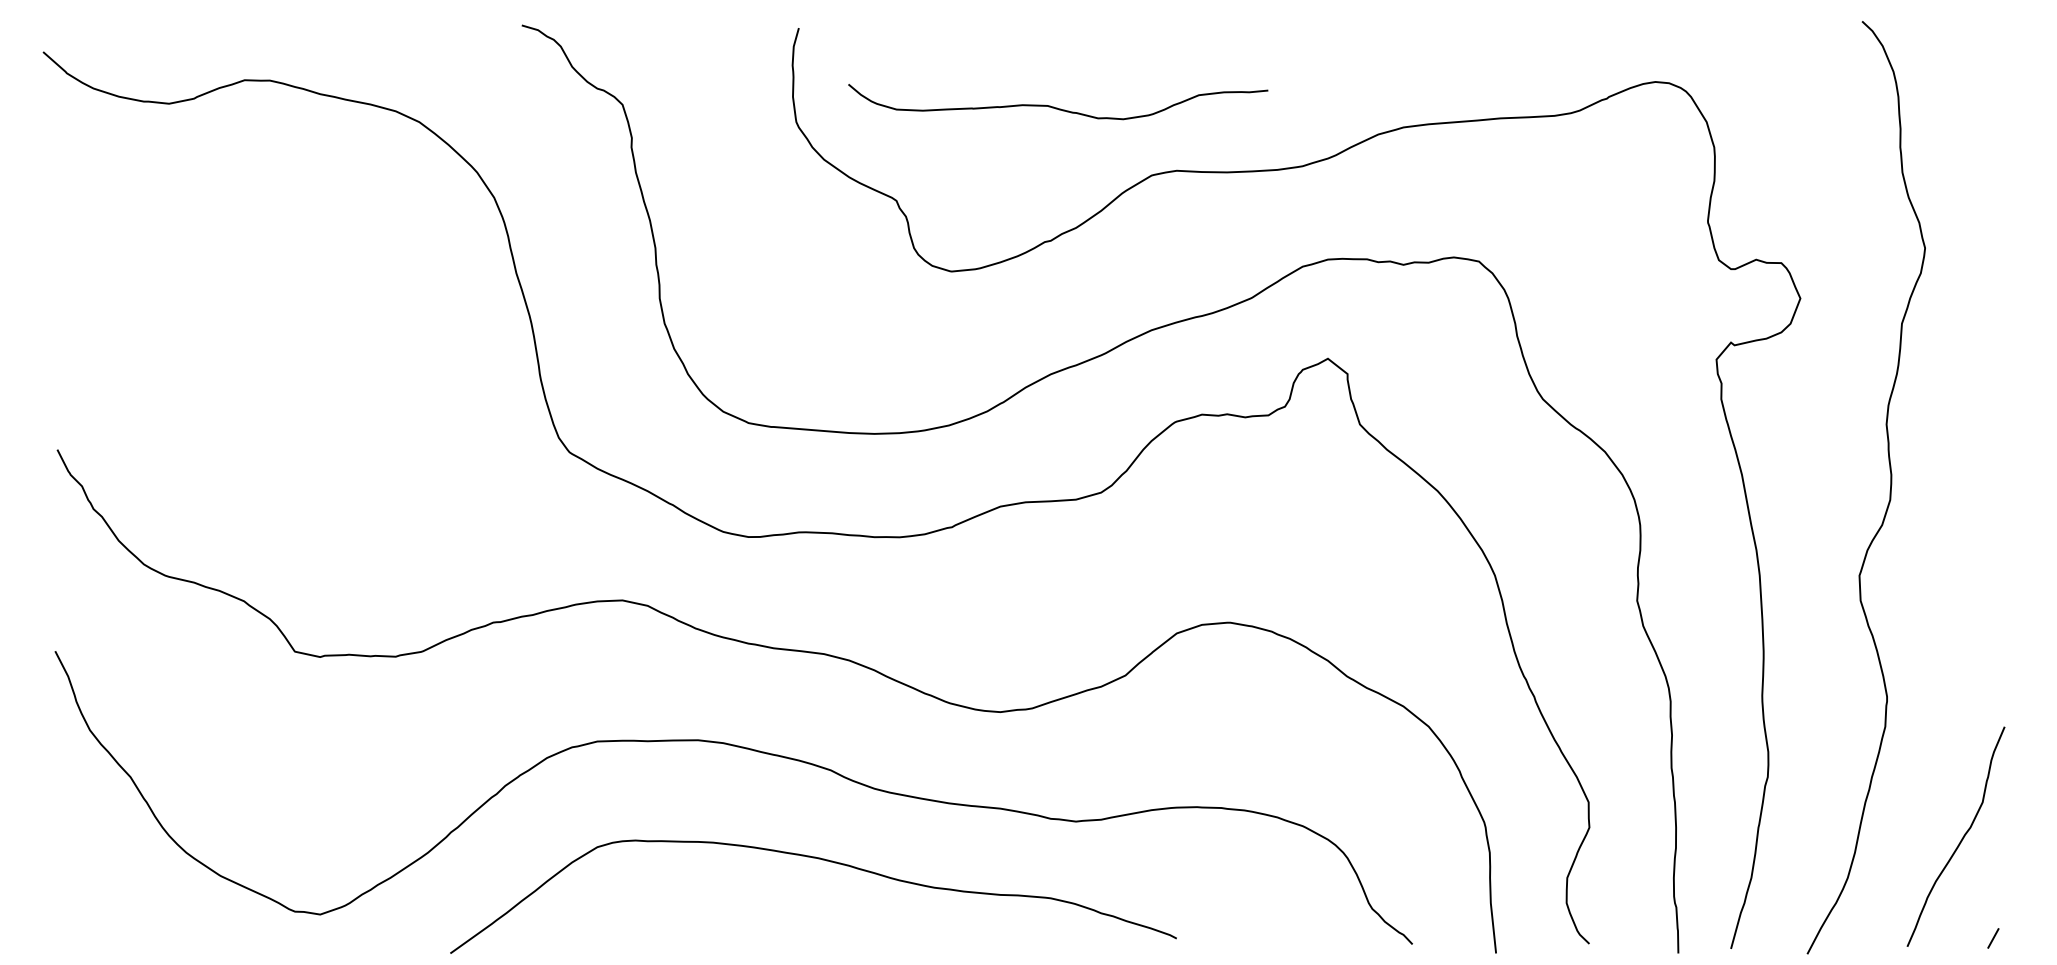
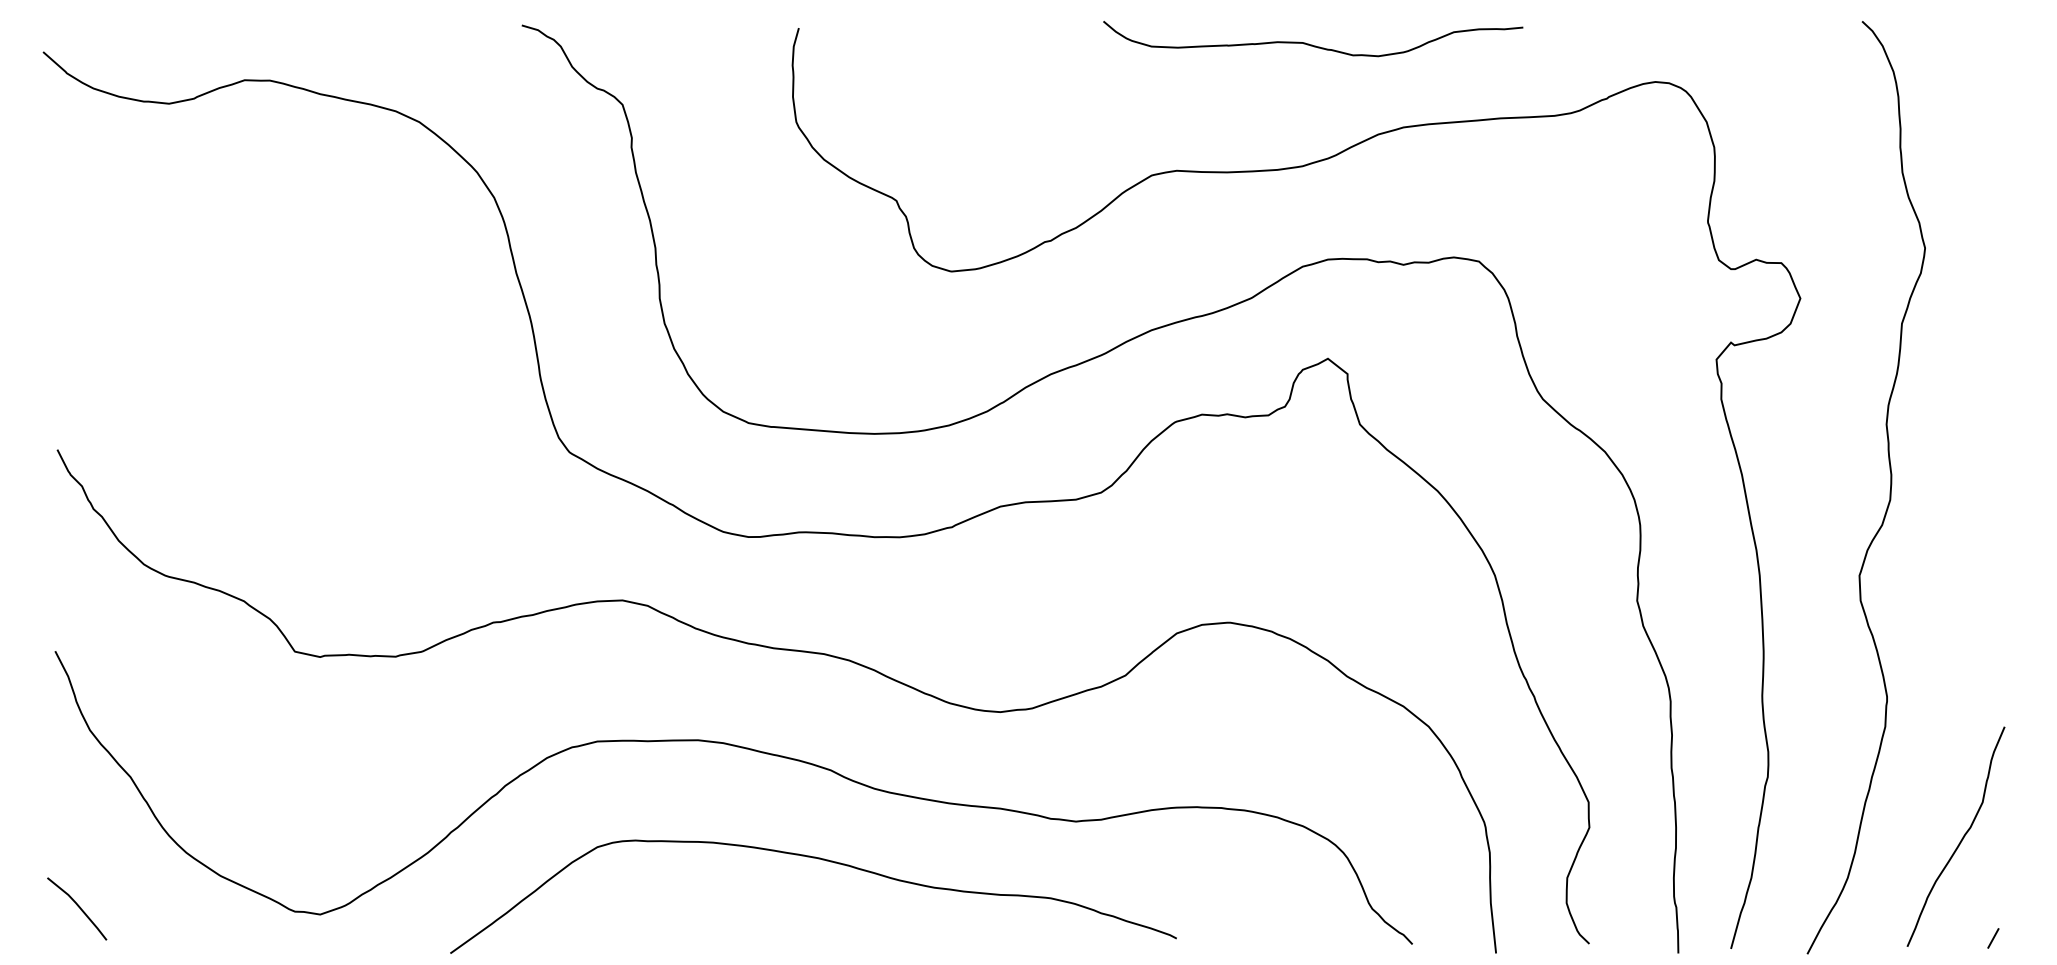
curve position: (1057, 107) -> (1312, 44) (1312, 44)
line: none -> present (78, 907)
